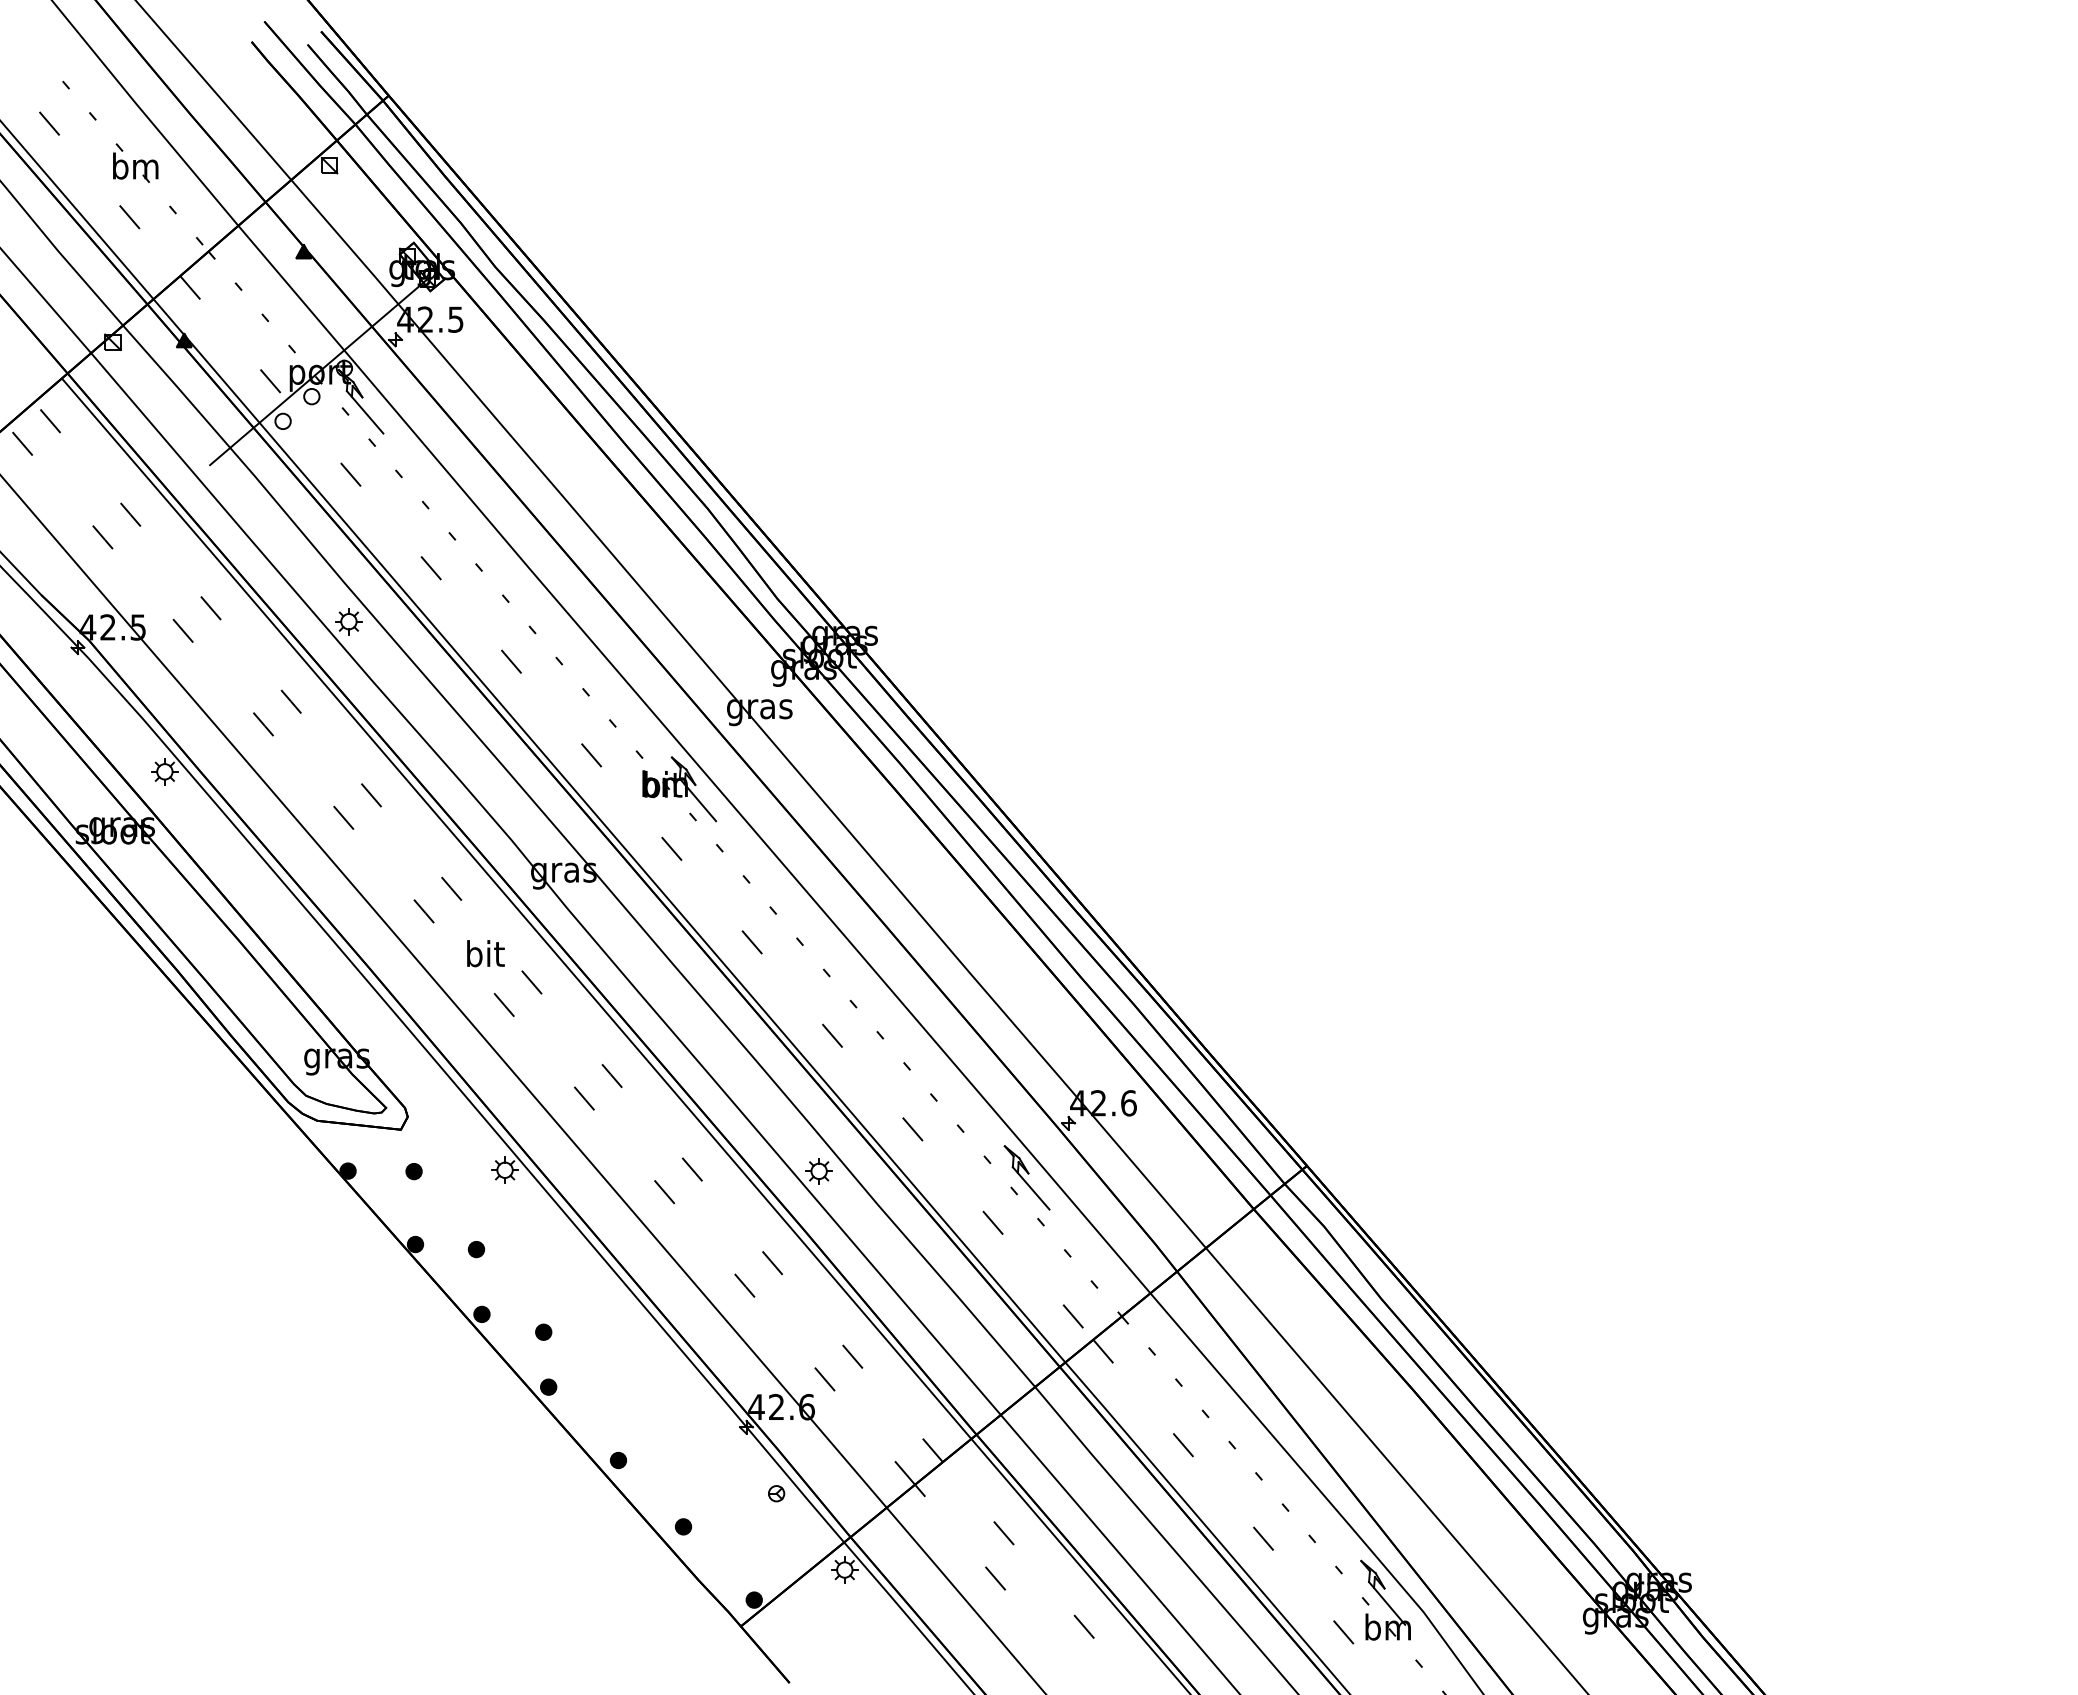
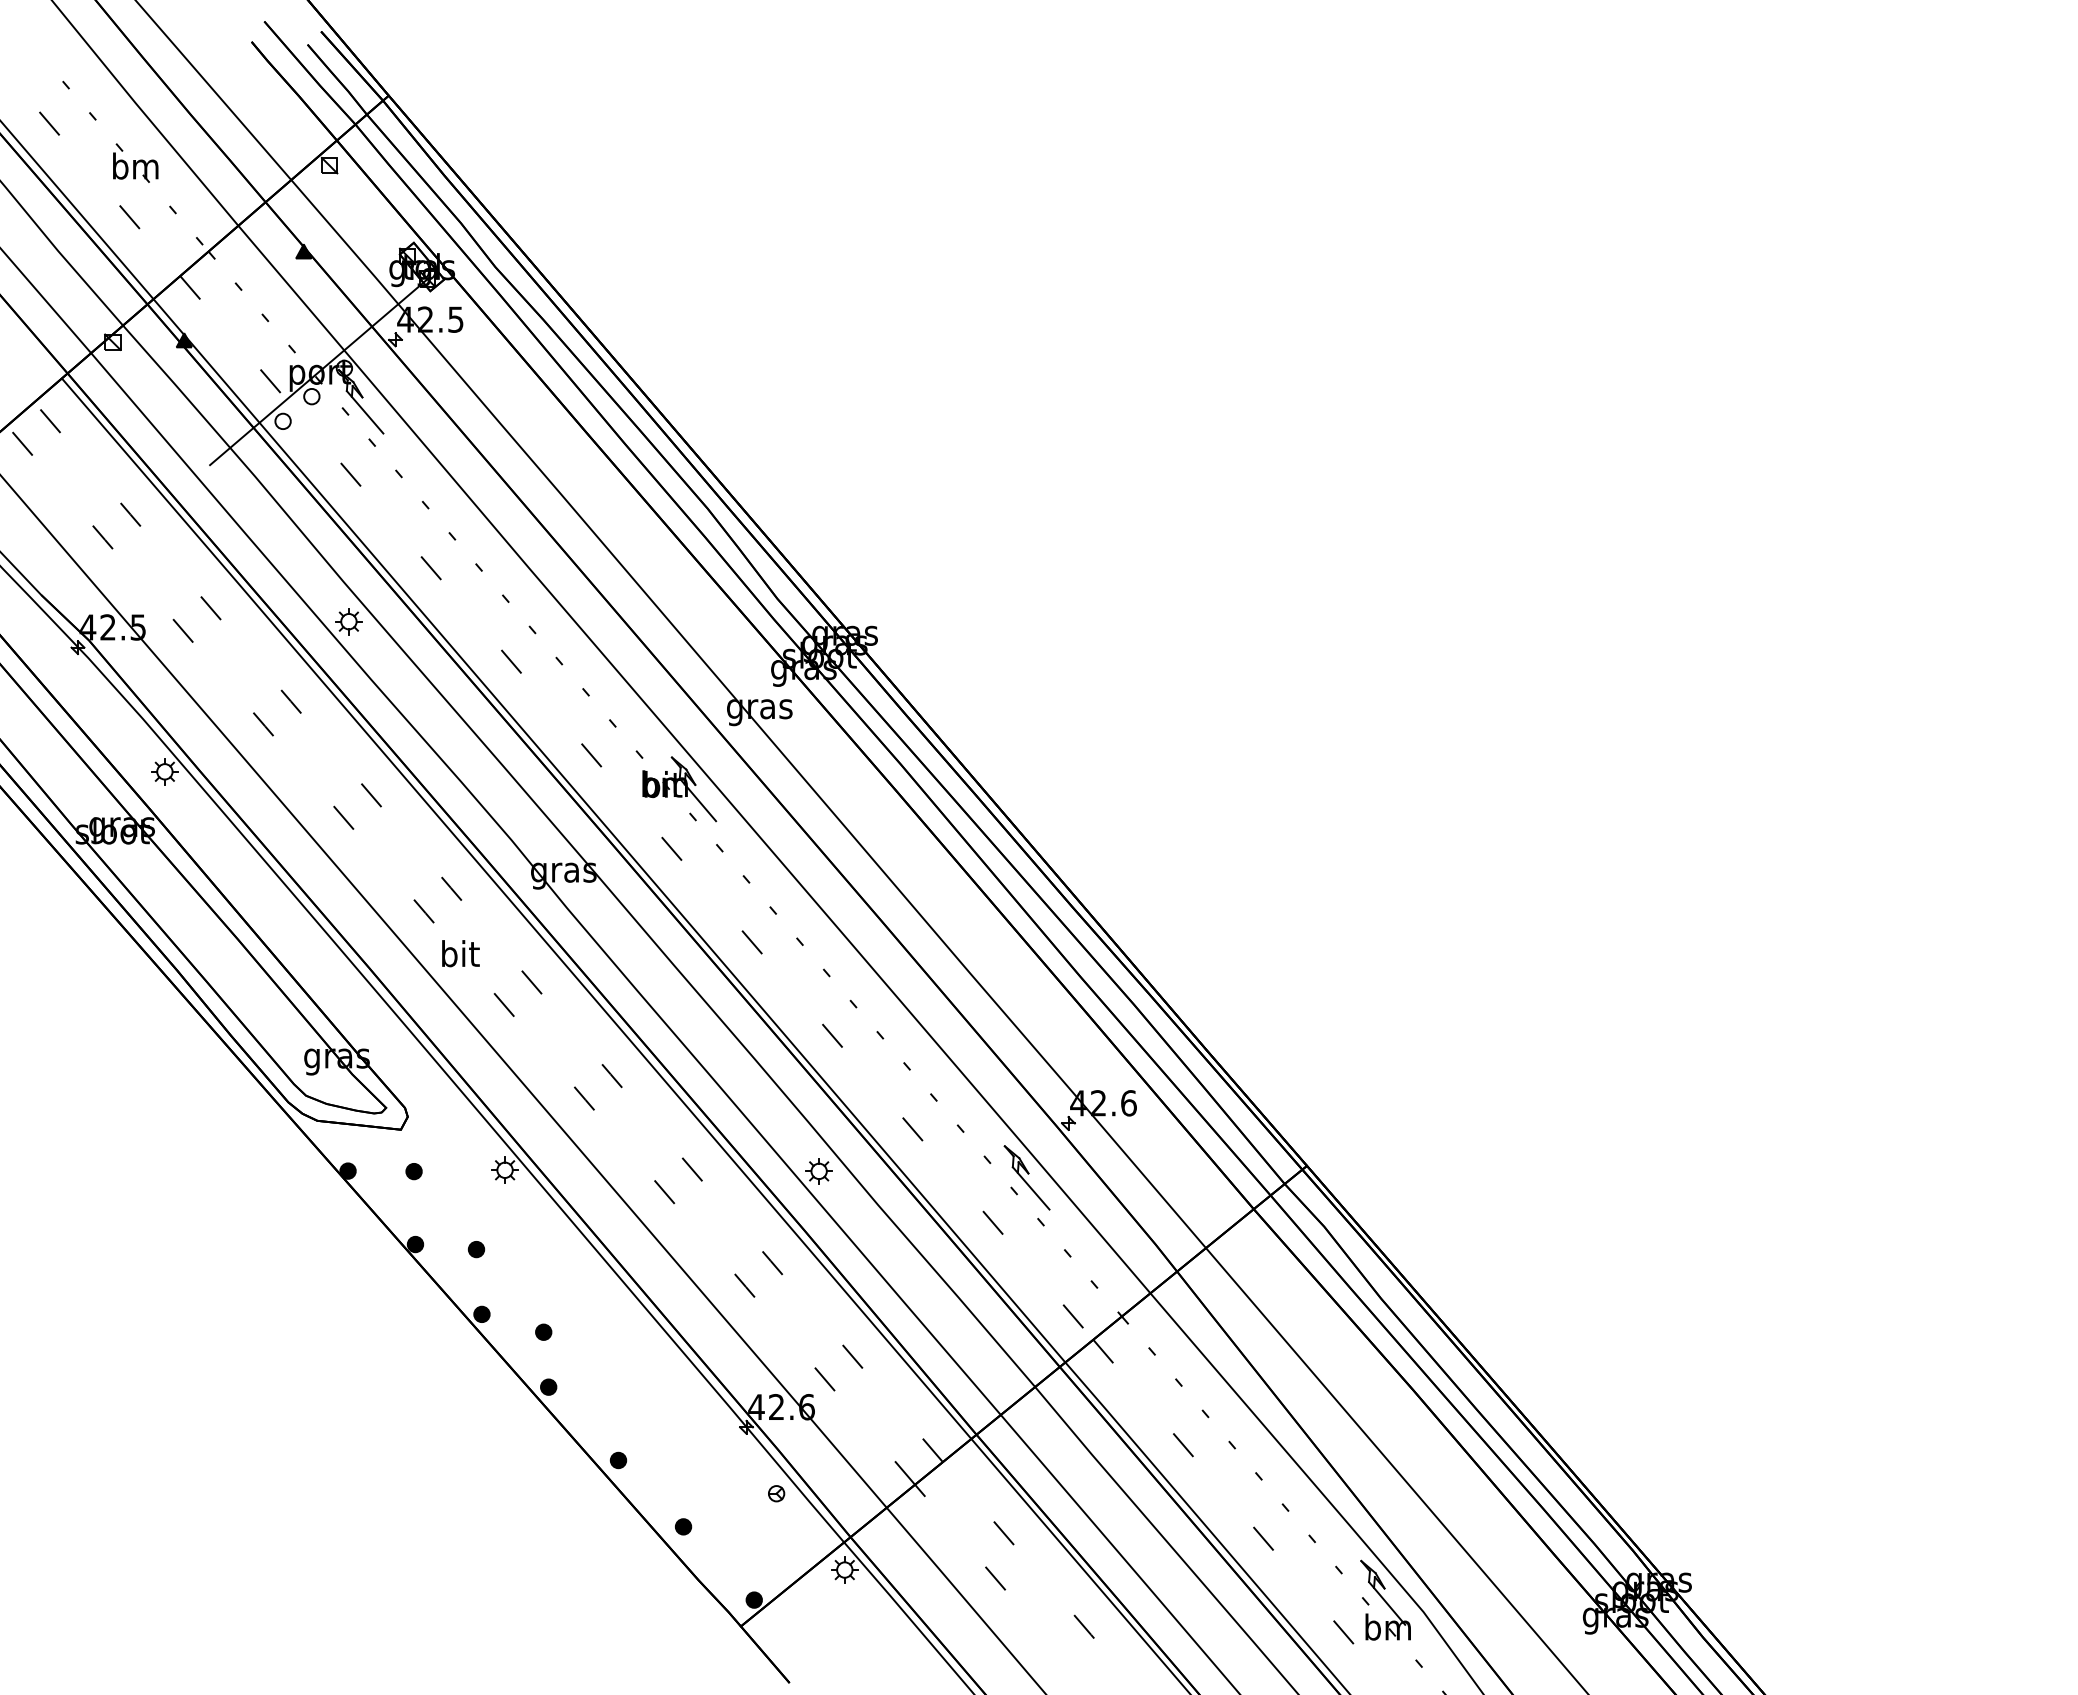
text position: (485, 953) -> (460, 953) (460, 953)
